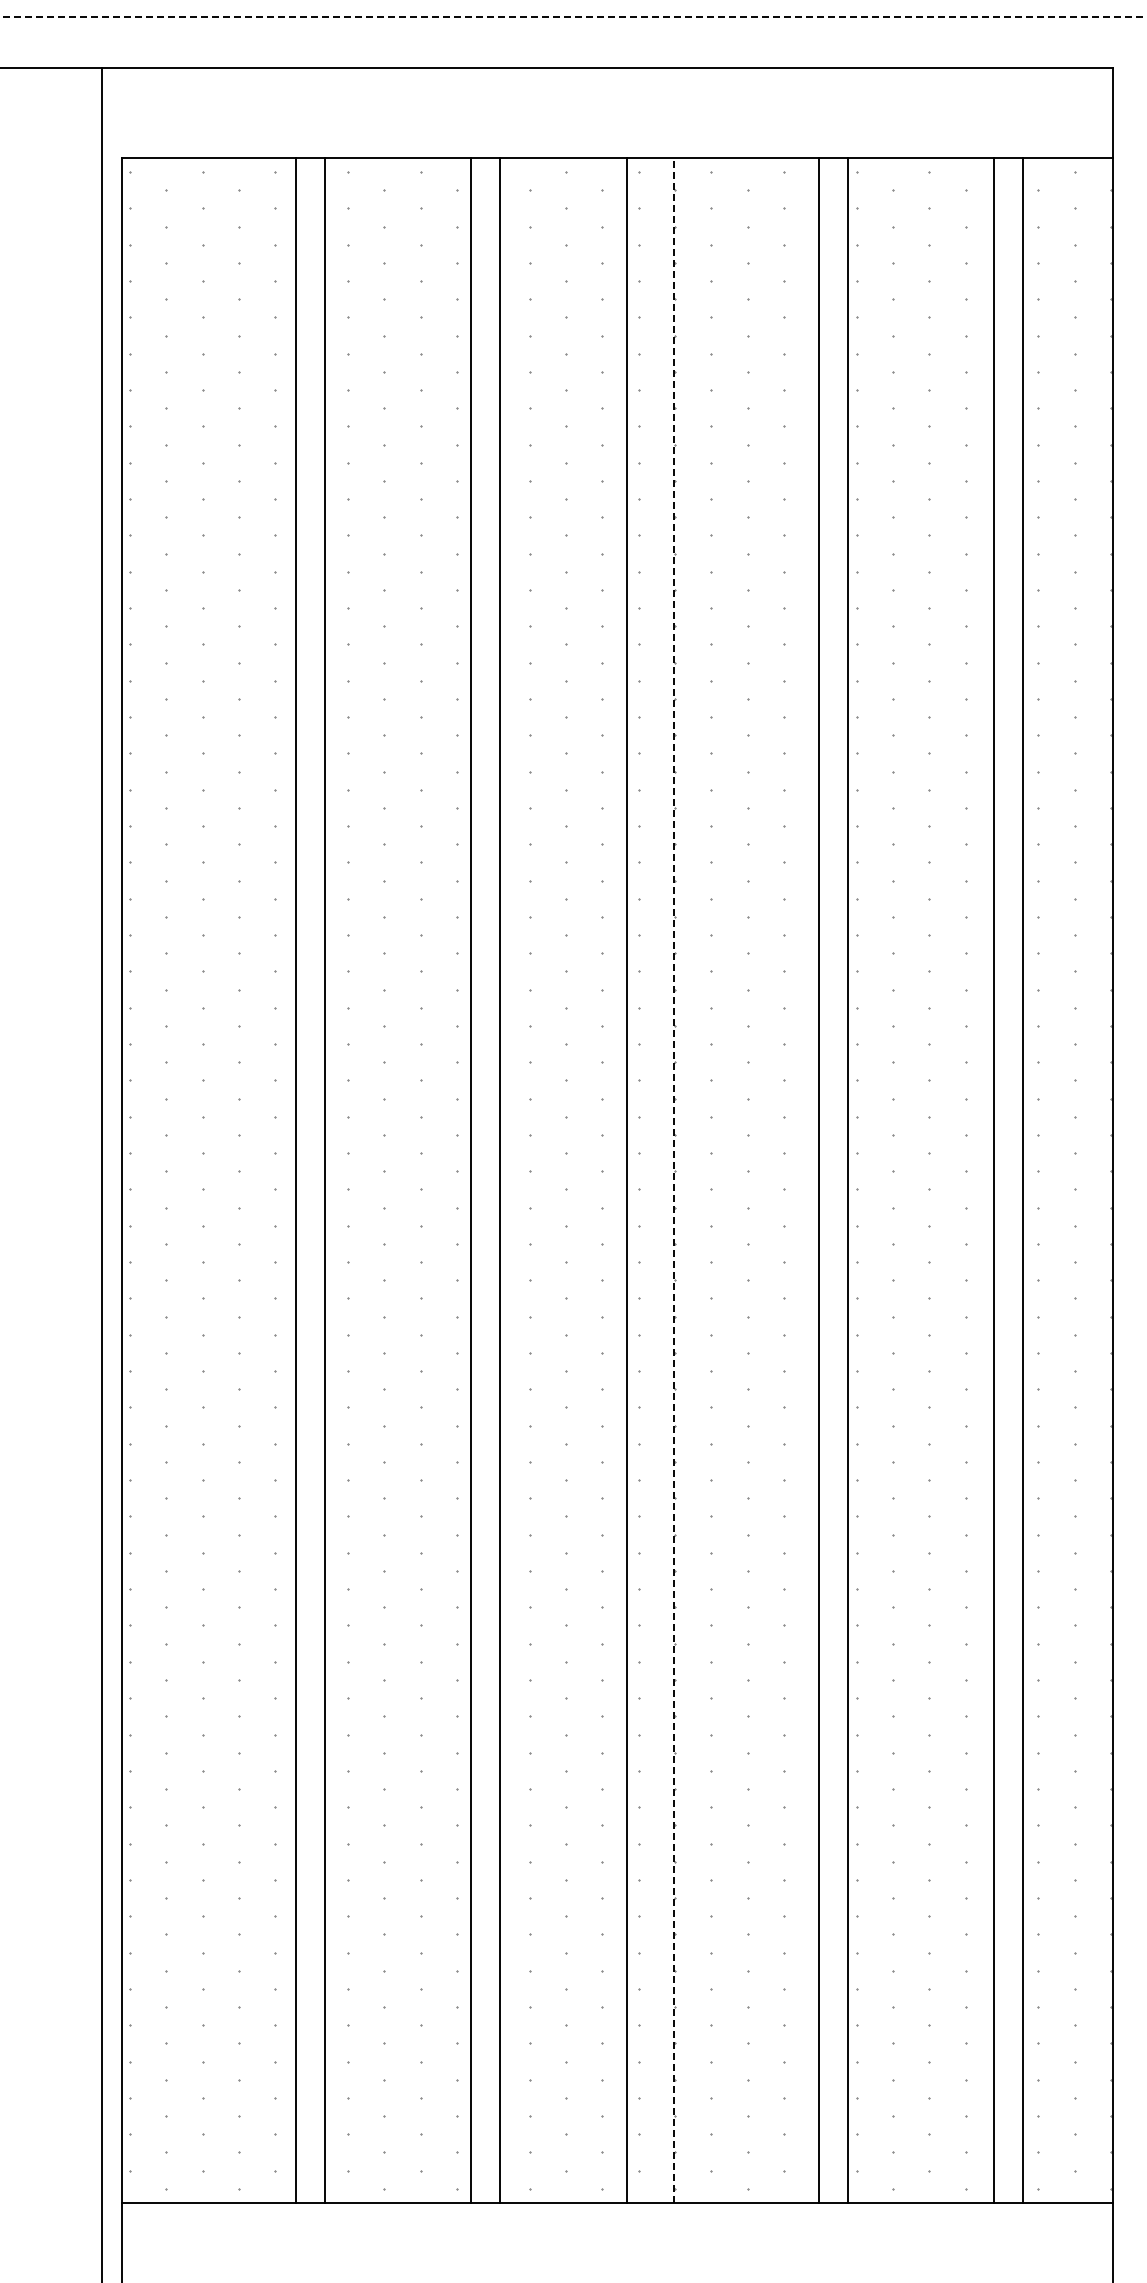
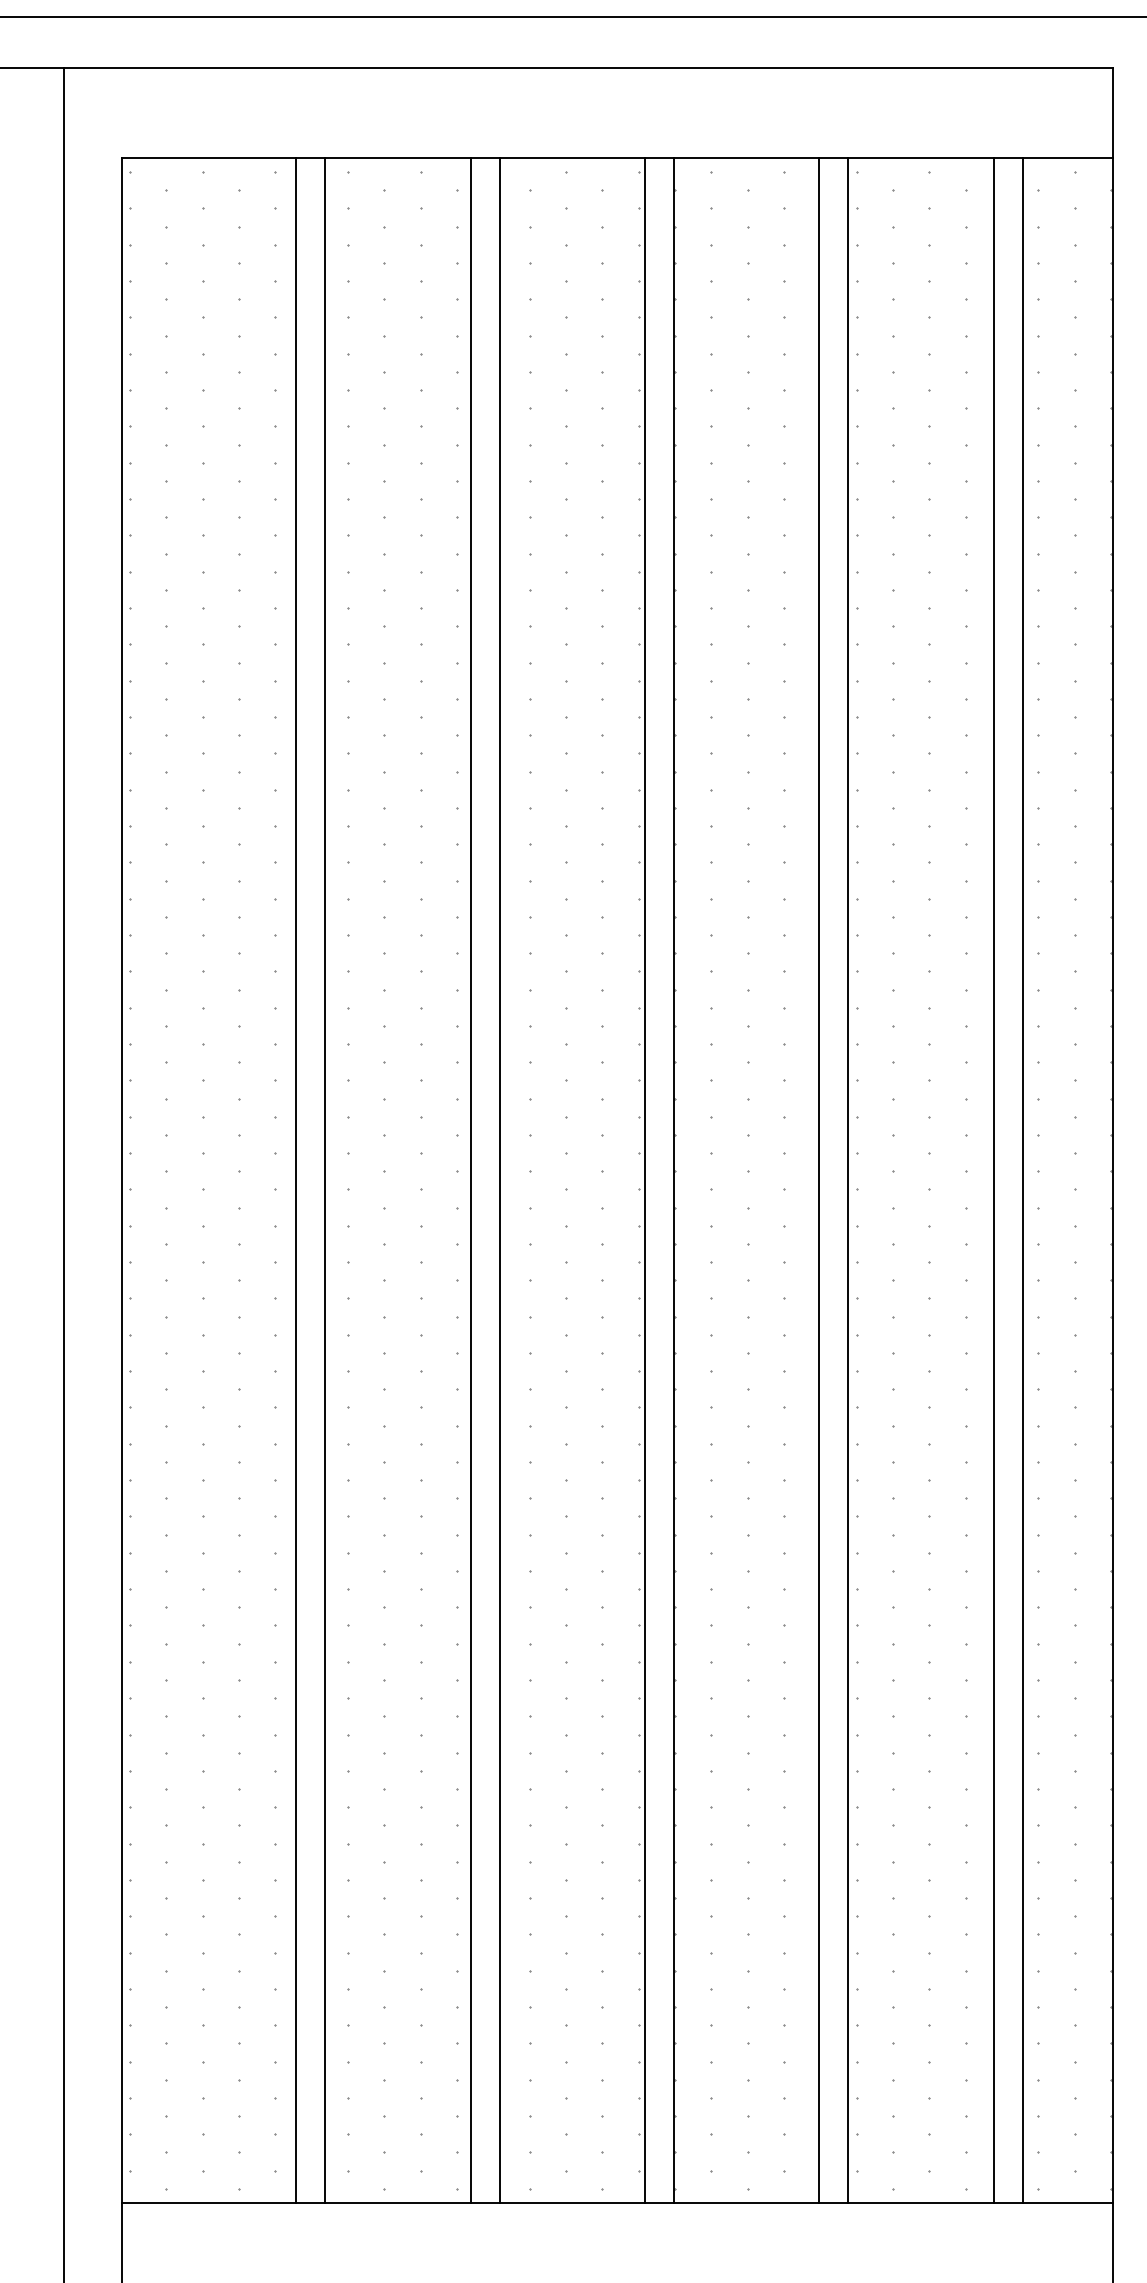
line: dashed -> solid (573, 16)
line position: (101, 1173) -> (63, 1173) (63, 1173)
line position: (626, 1179) -> (644, 1179) (644, 1179)
line: dashed -> solid (674, 1180)
